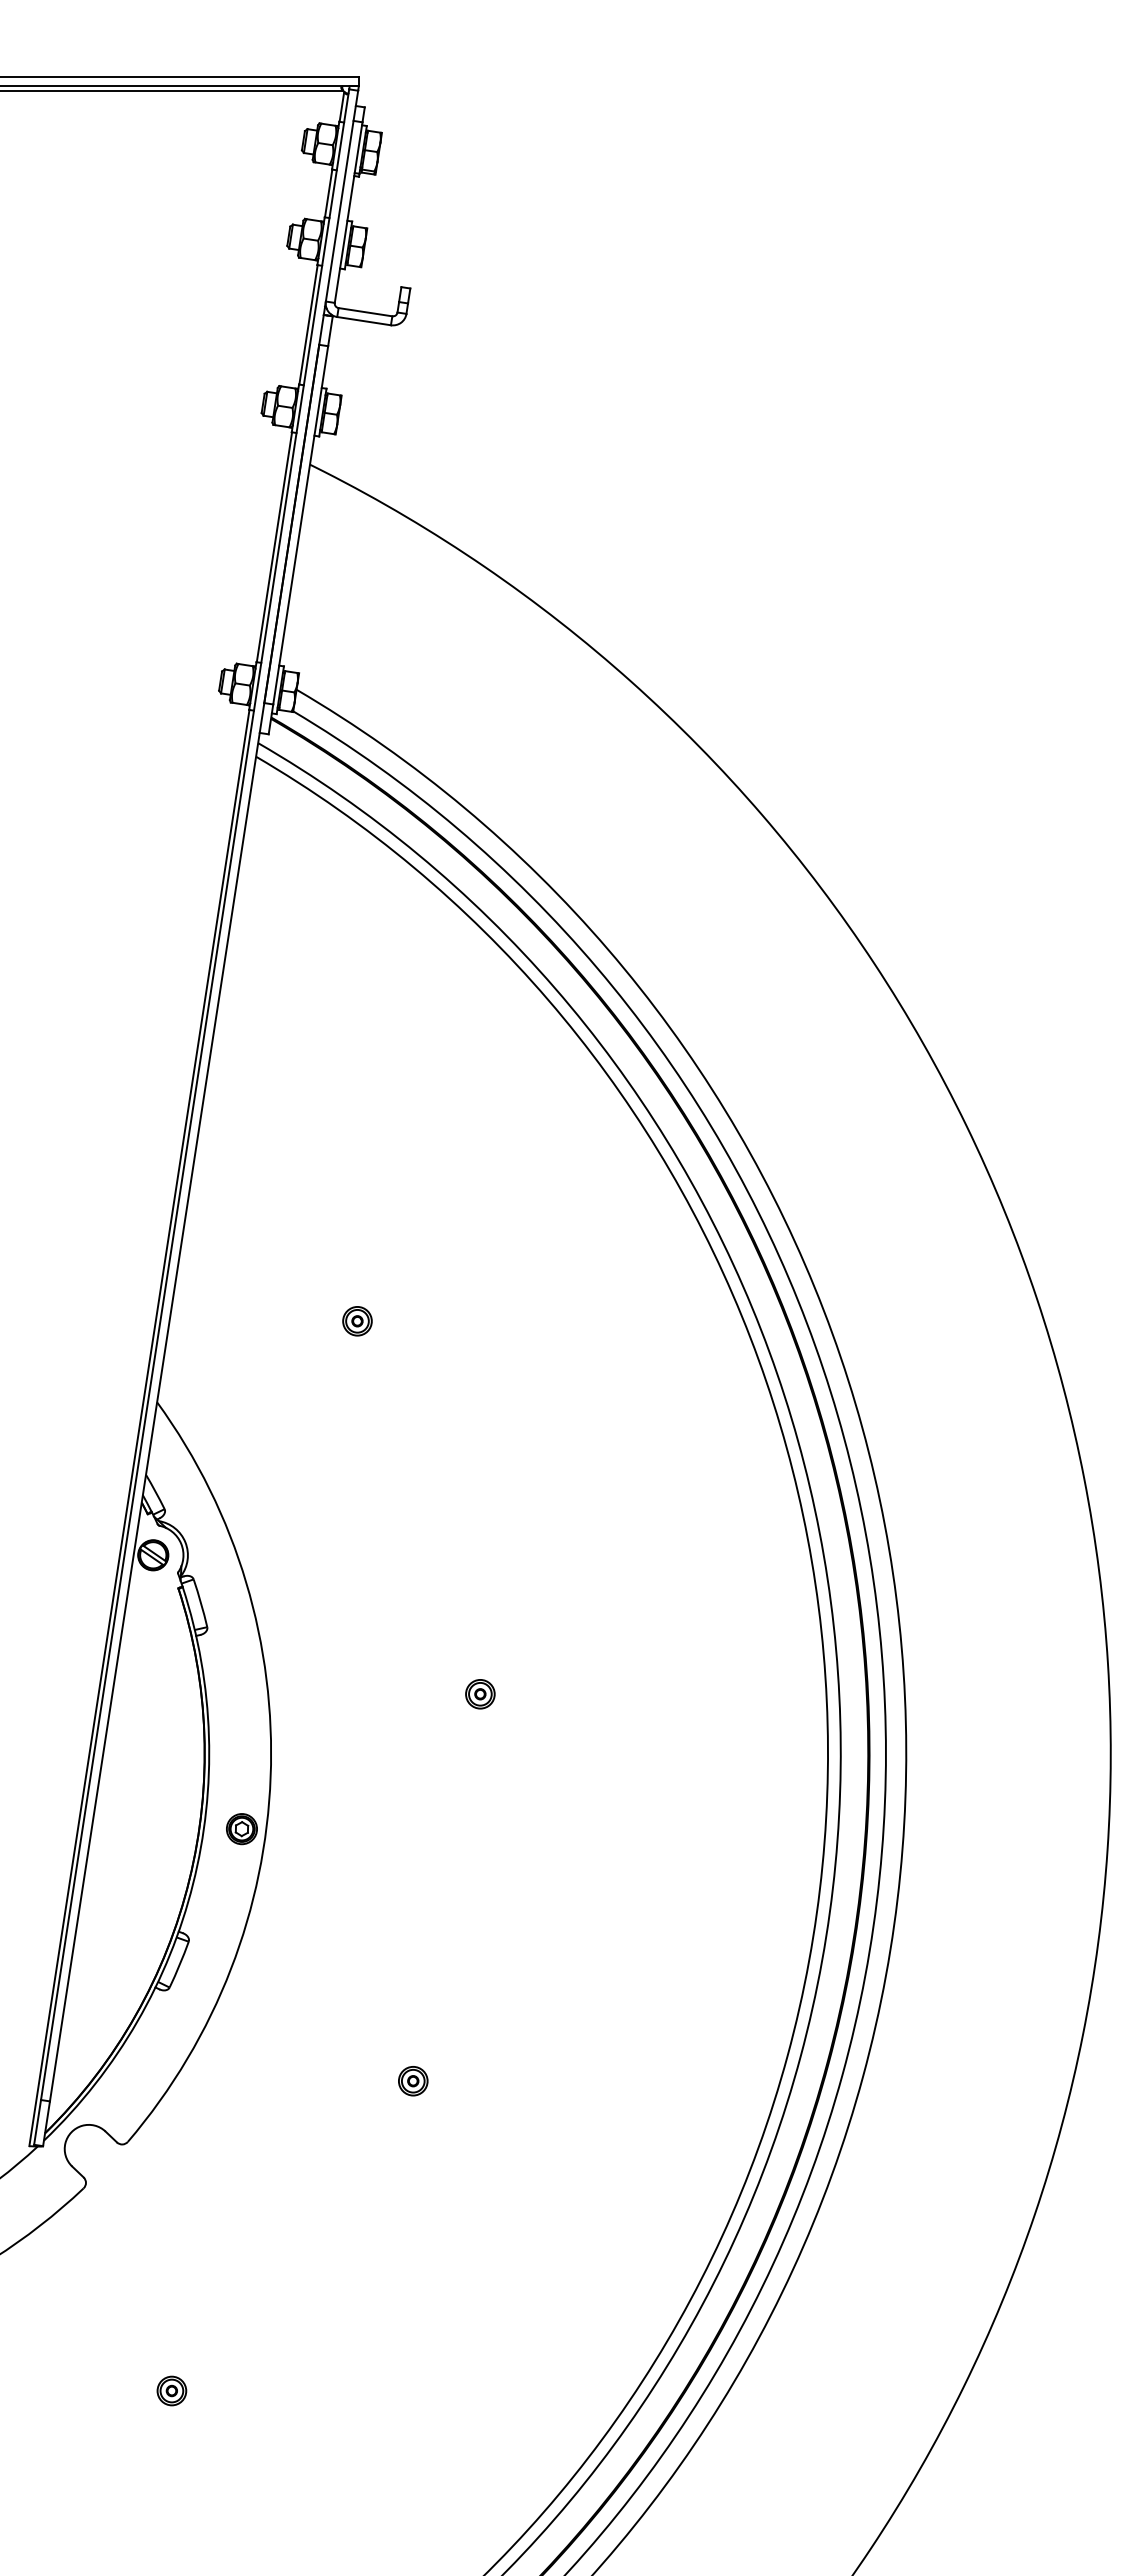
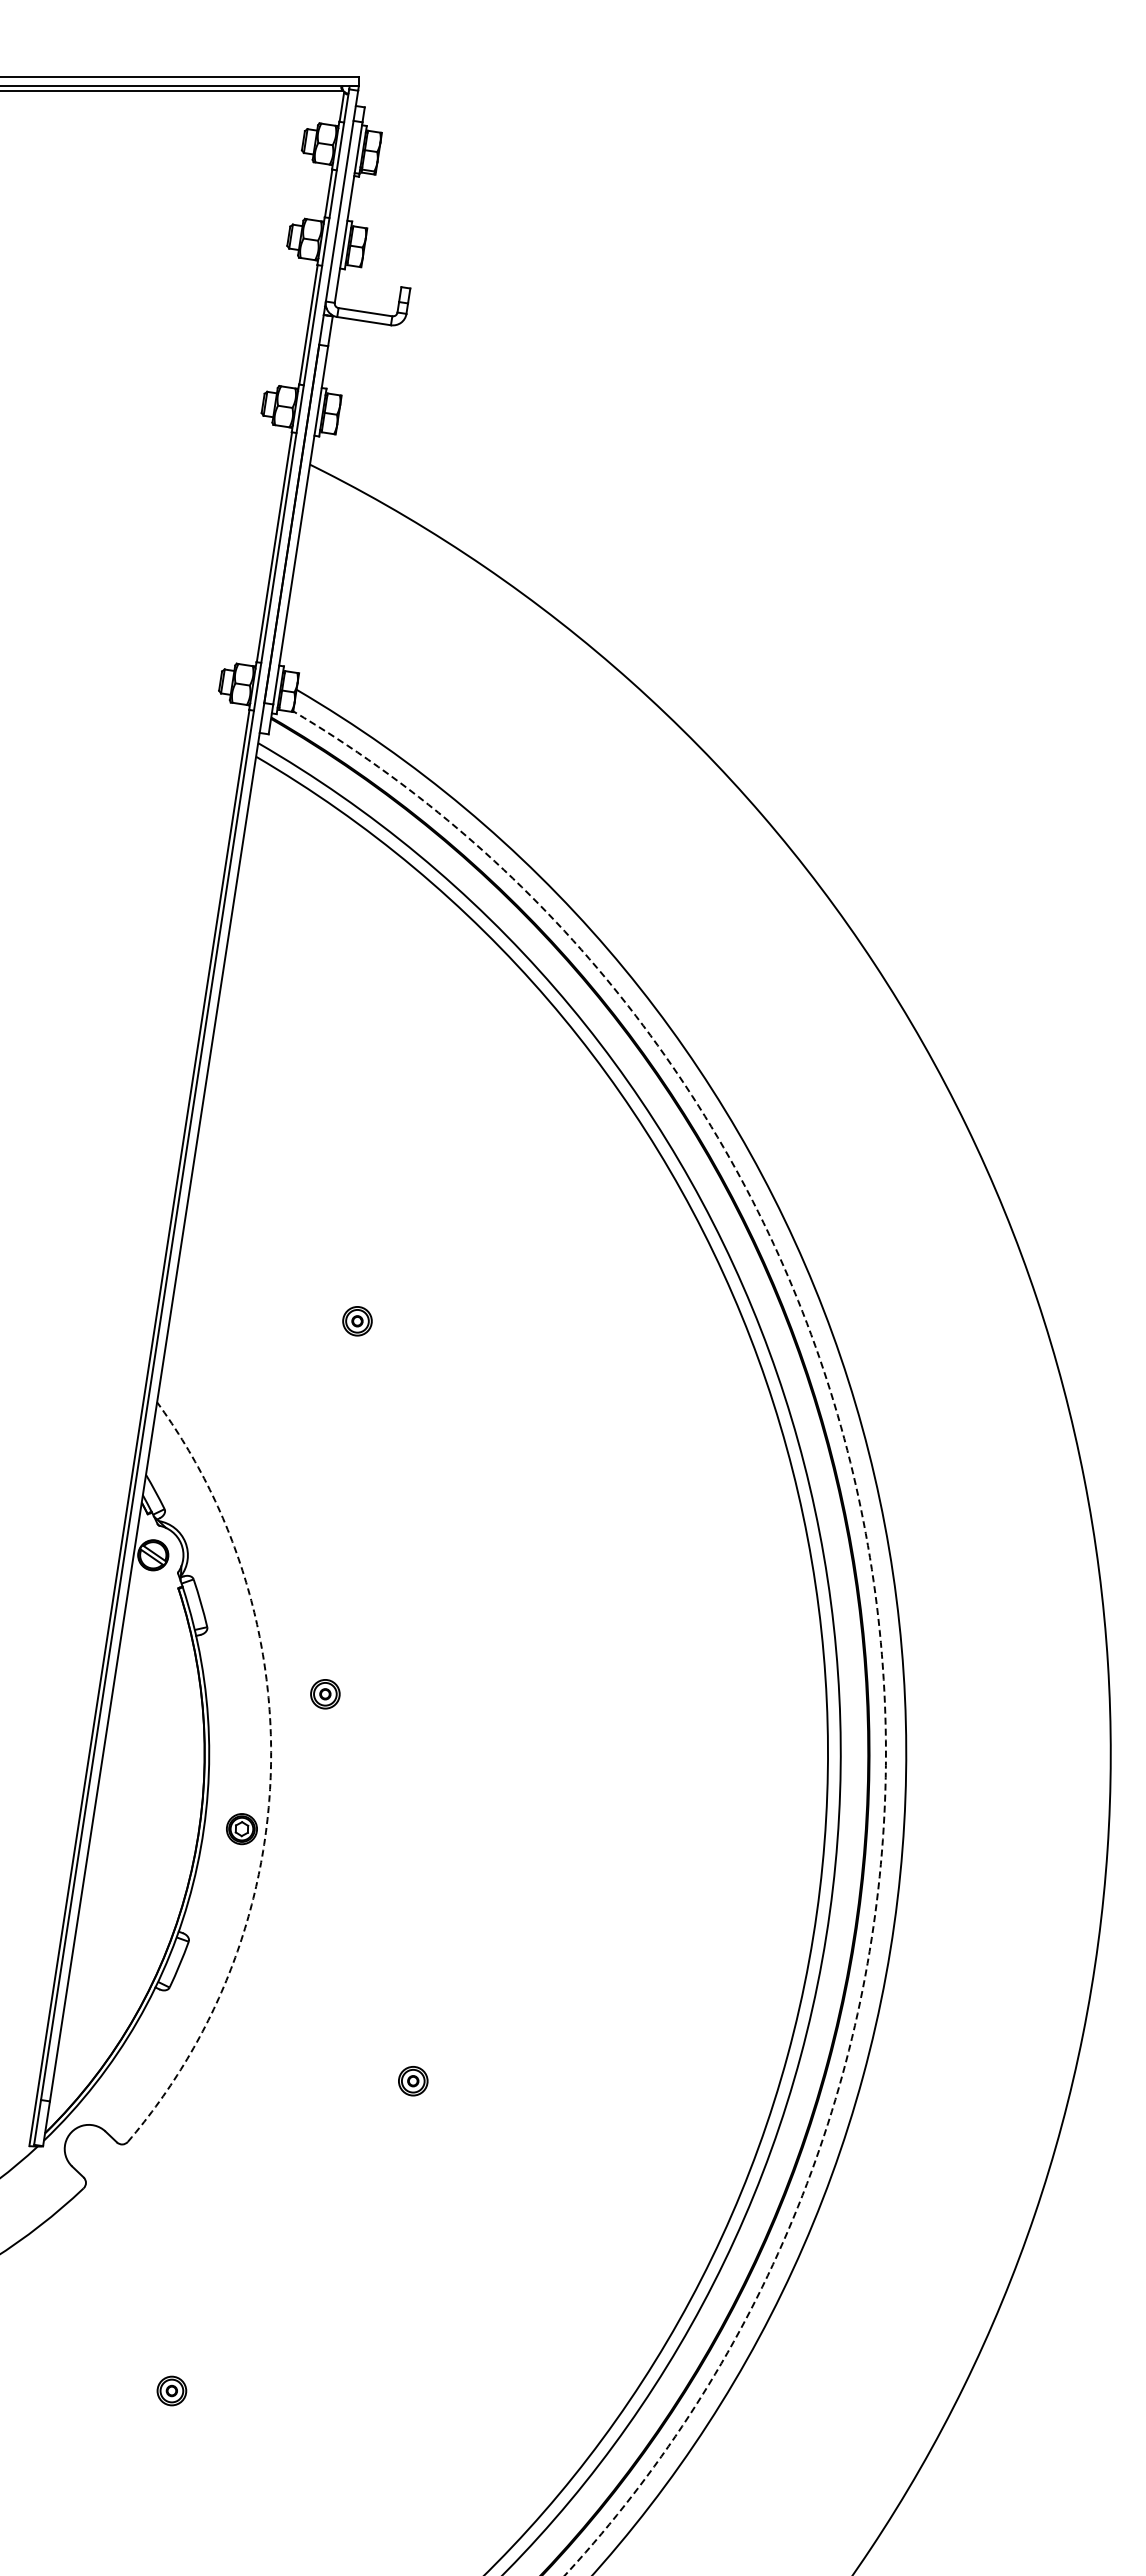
arc: solid -> dashed (873, 1579)
part position: (480, 1694) -> (325, 1694) (325, 1694)
arc: solid -> dashed (270, 1777)
